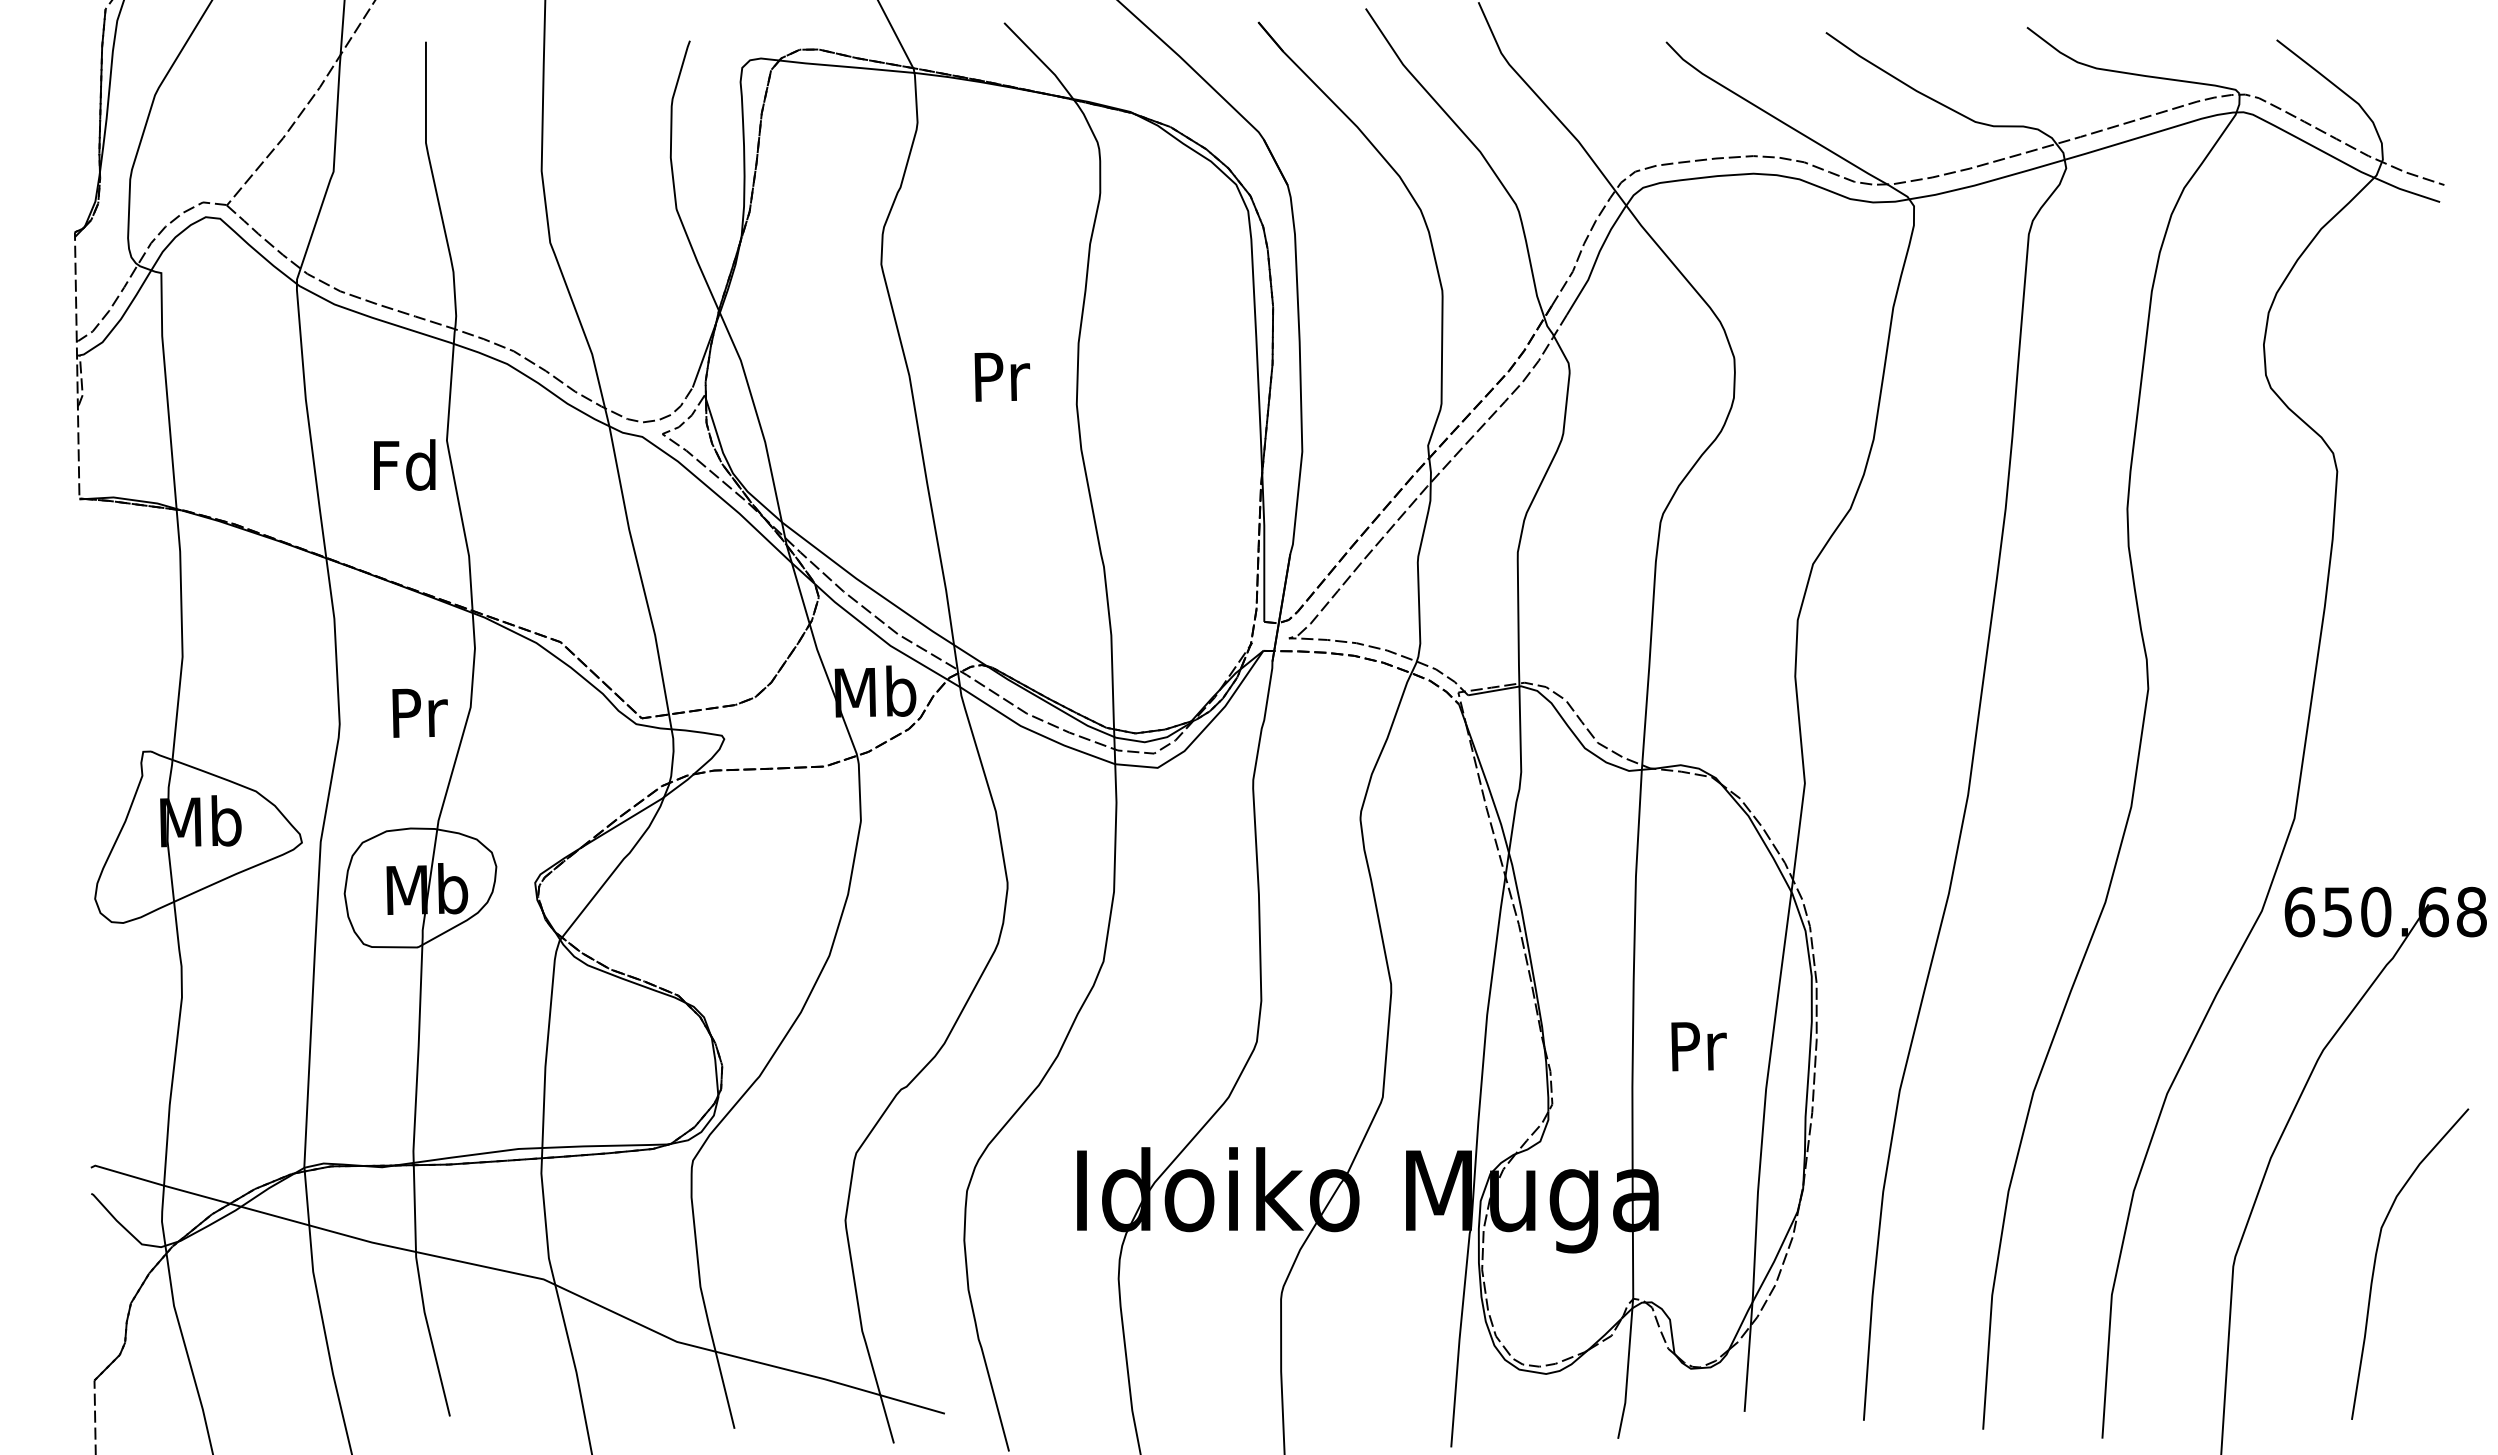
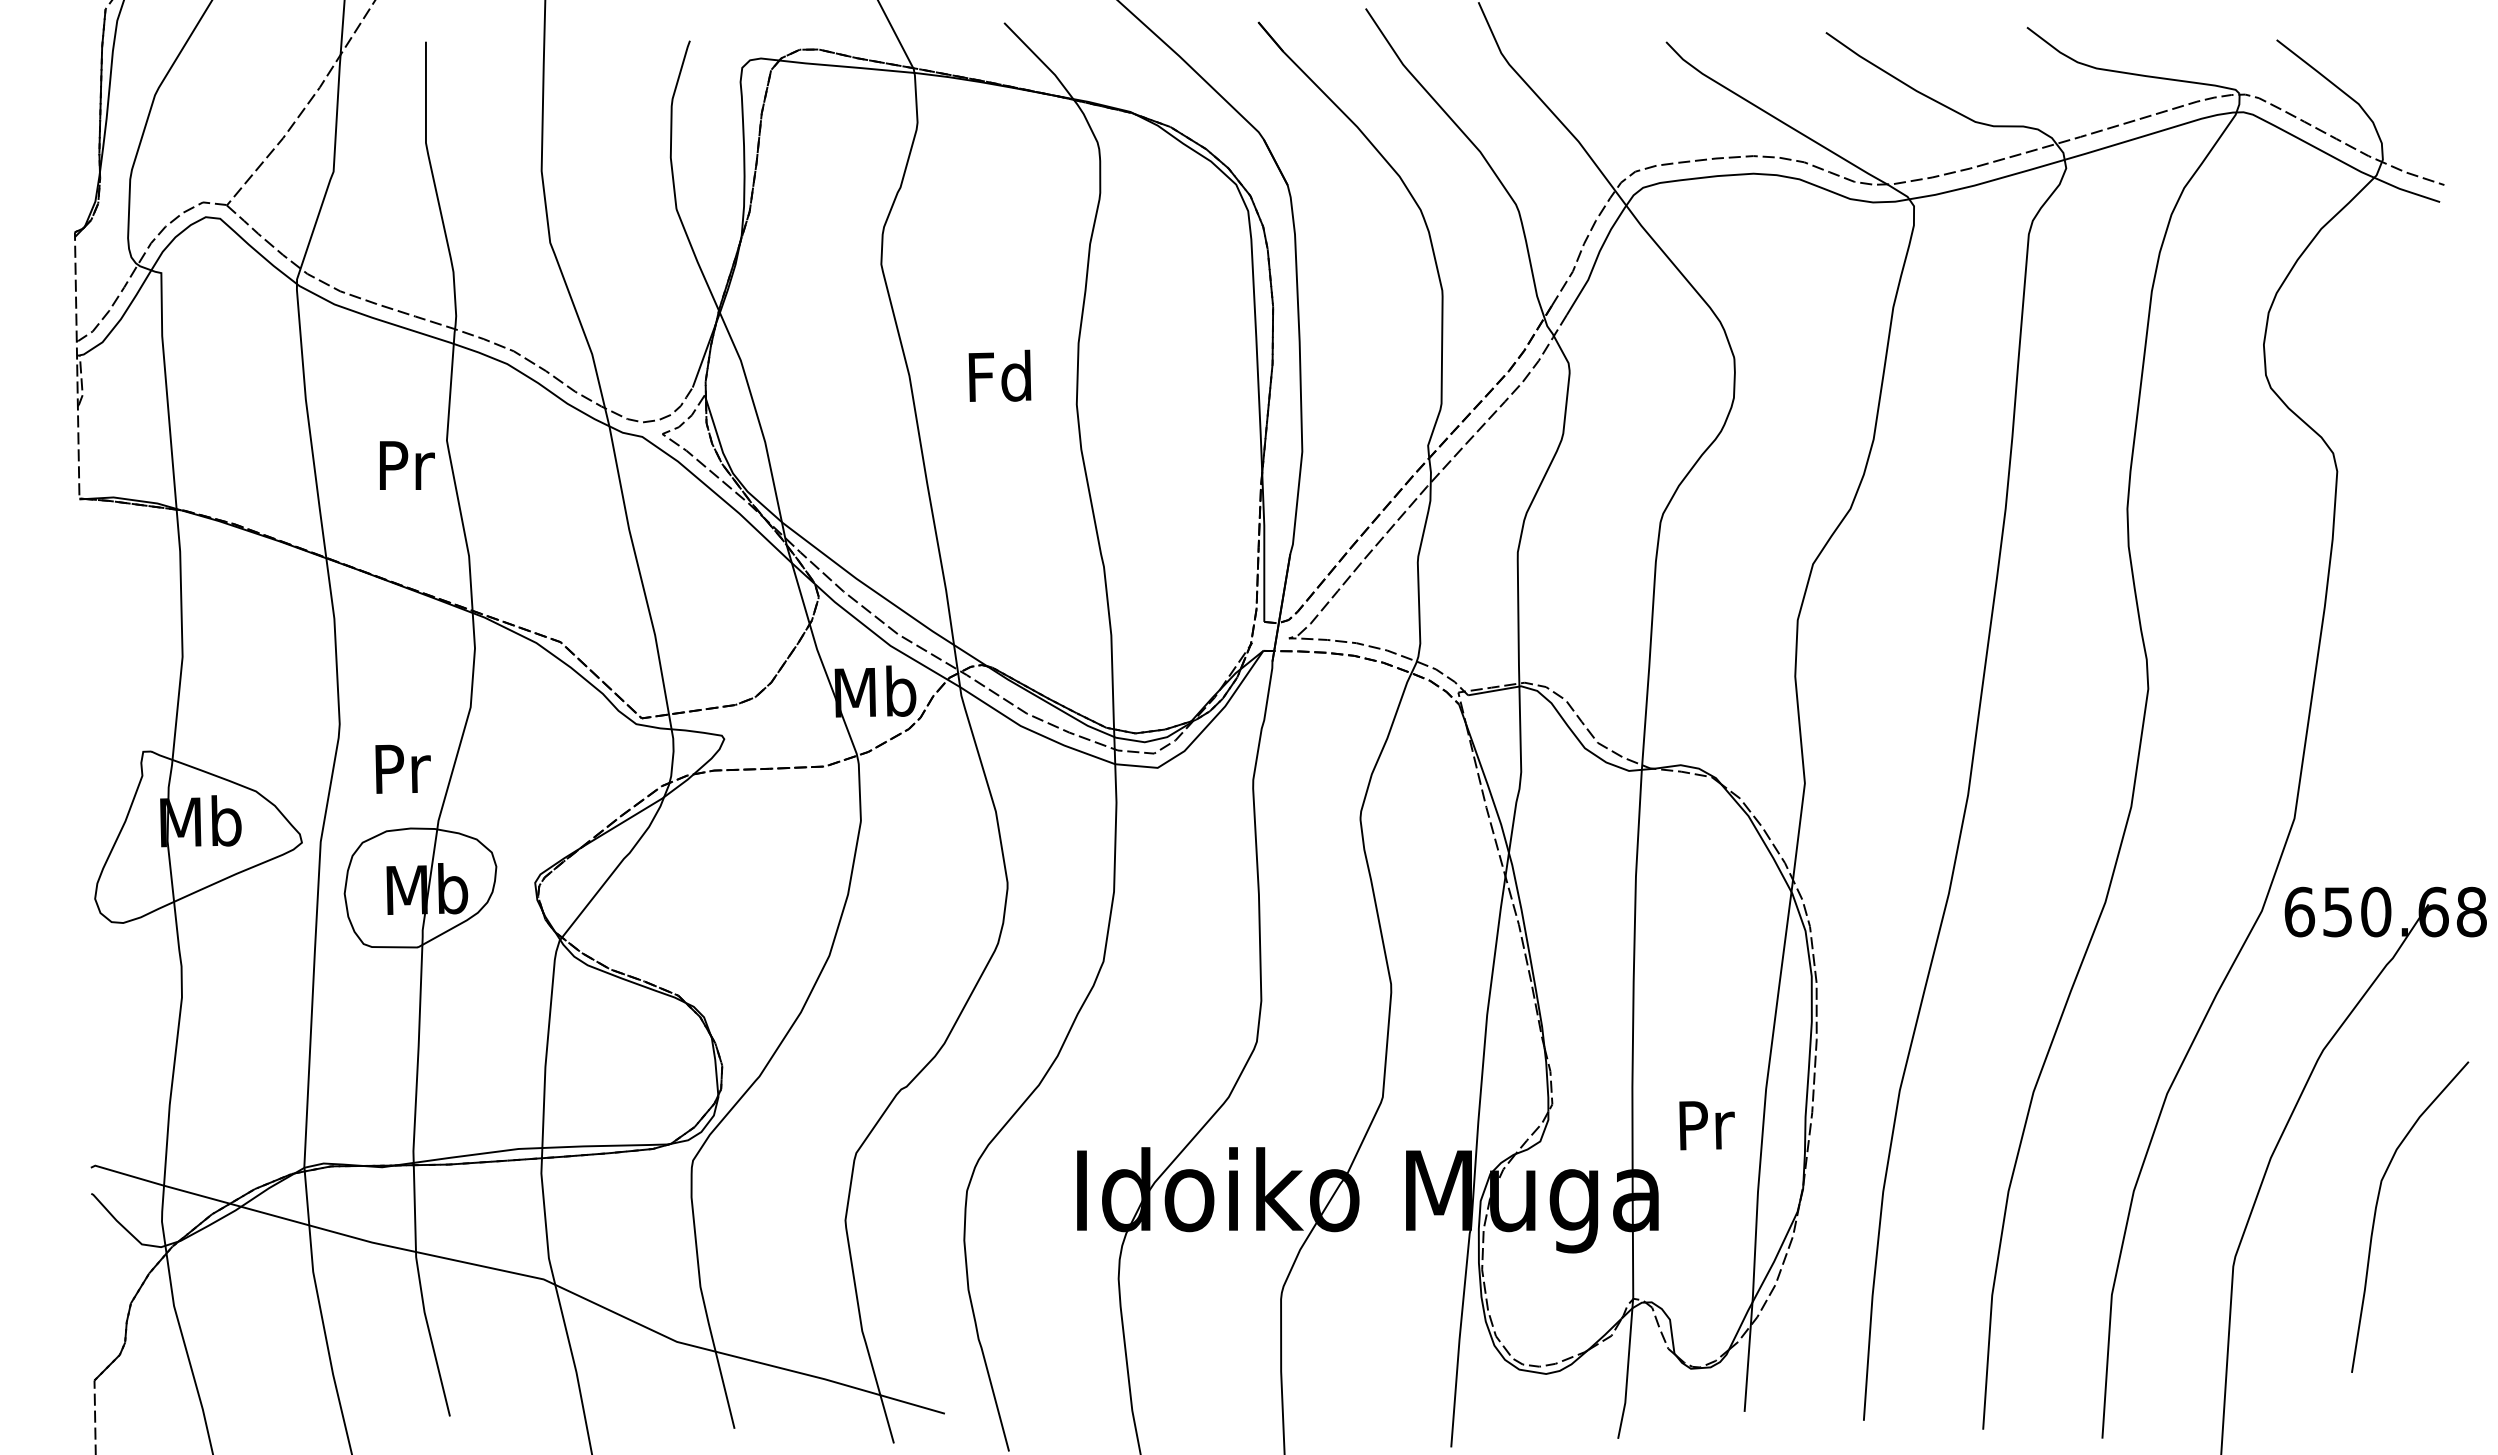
text: Pr -> Fd (999, 375)
text: Fd -> Pr (404, 464)
text position: (419, 712) -> (402, 768) (402, 768)
text position: (1698, 1046) -> (1706, 1125) (1706, 1125)
curve position: (2376, 1259) -> (2376, 1212) (2376, 1212)
